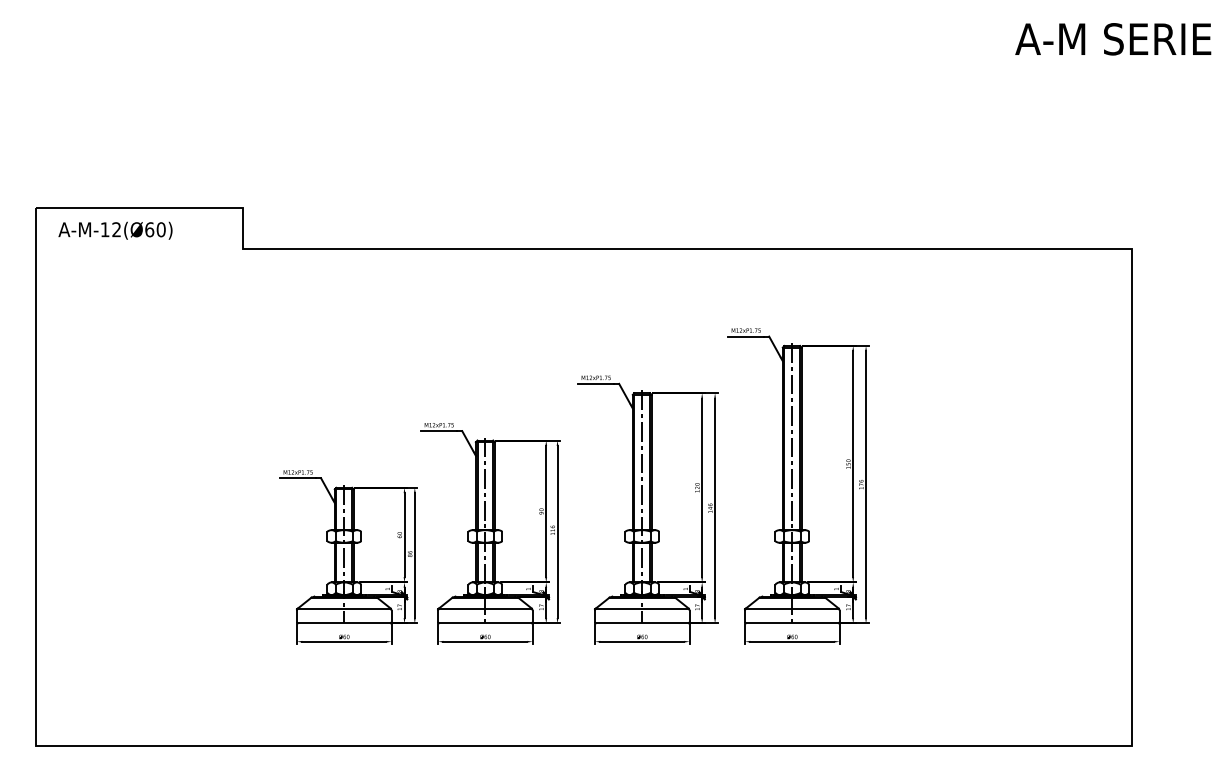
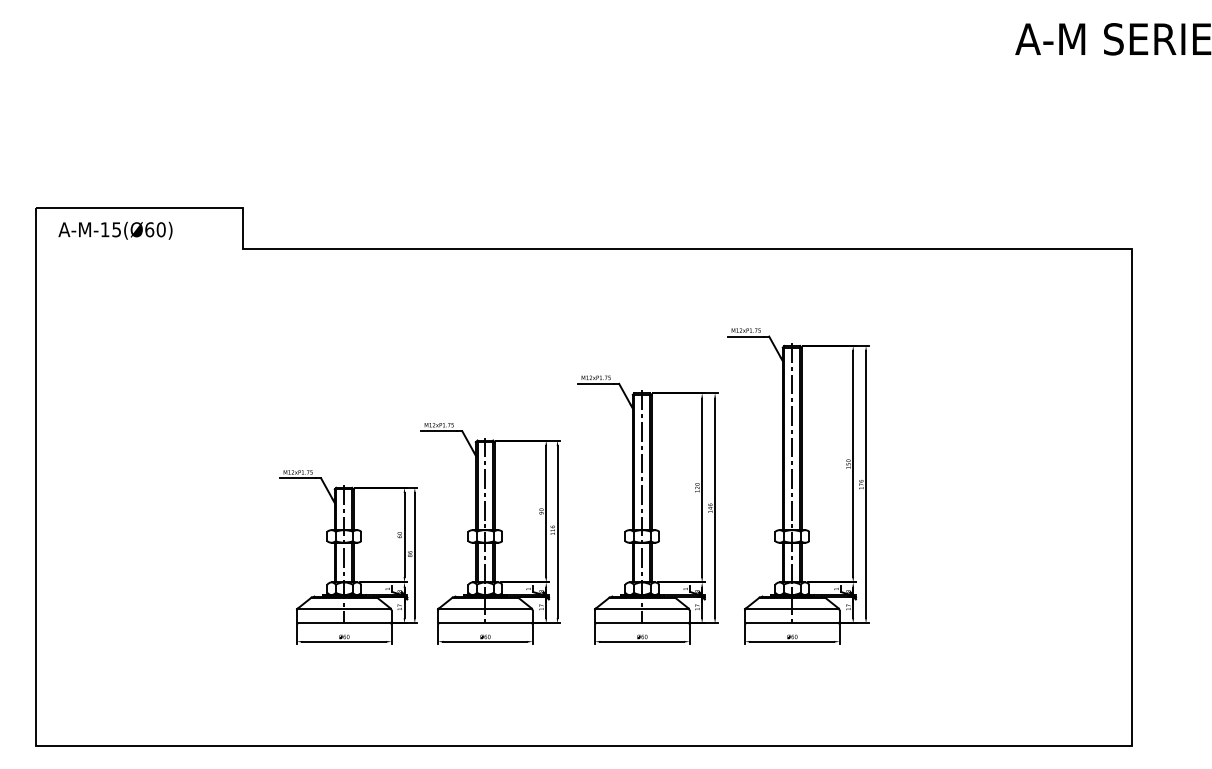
text: A-M-12(Ø60) -> A-M-15(Ø60) (116, 229)
